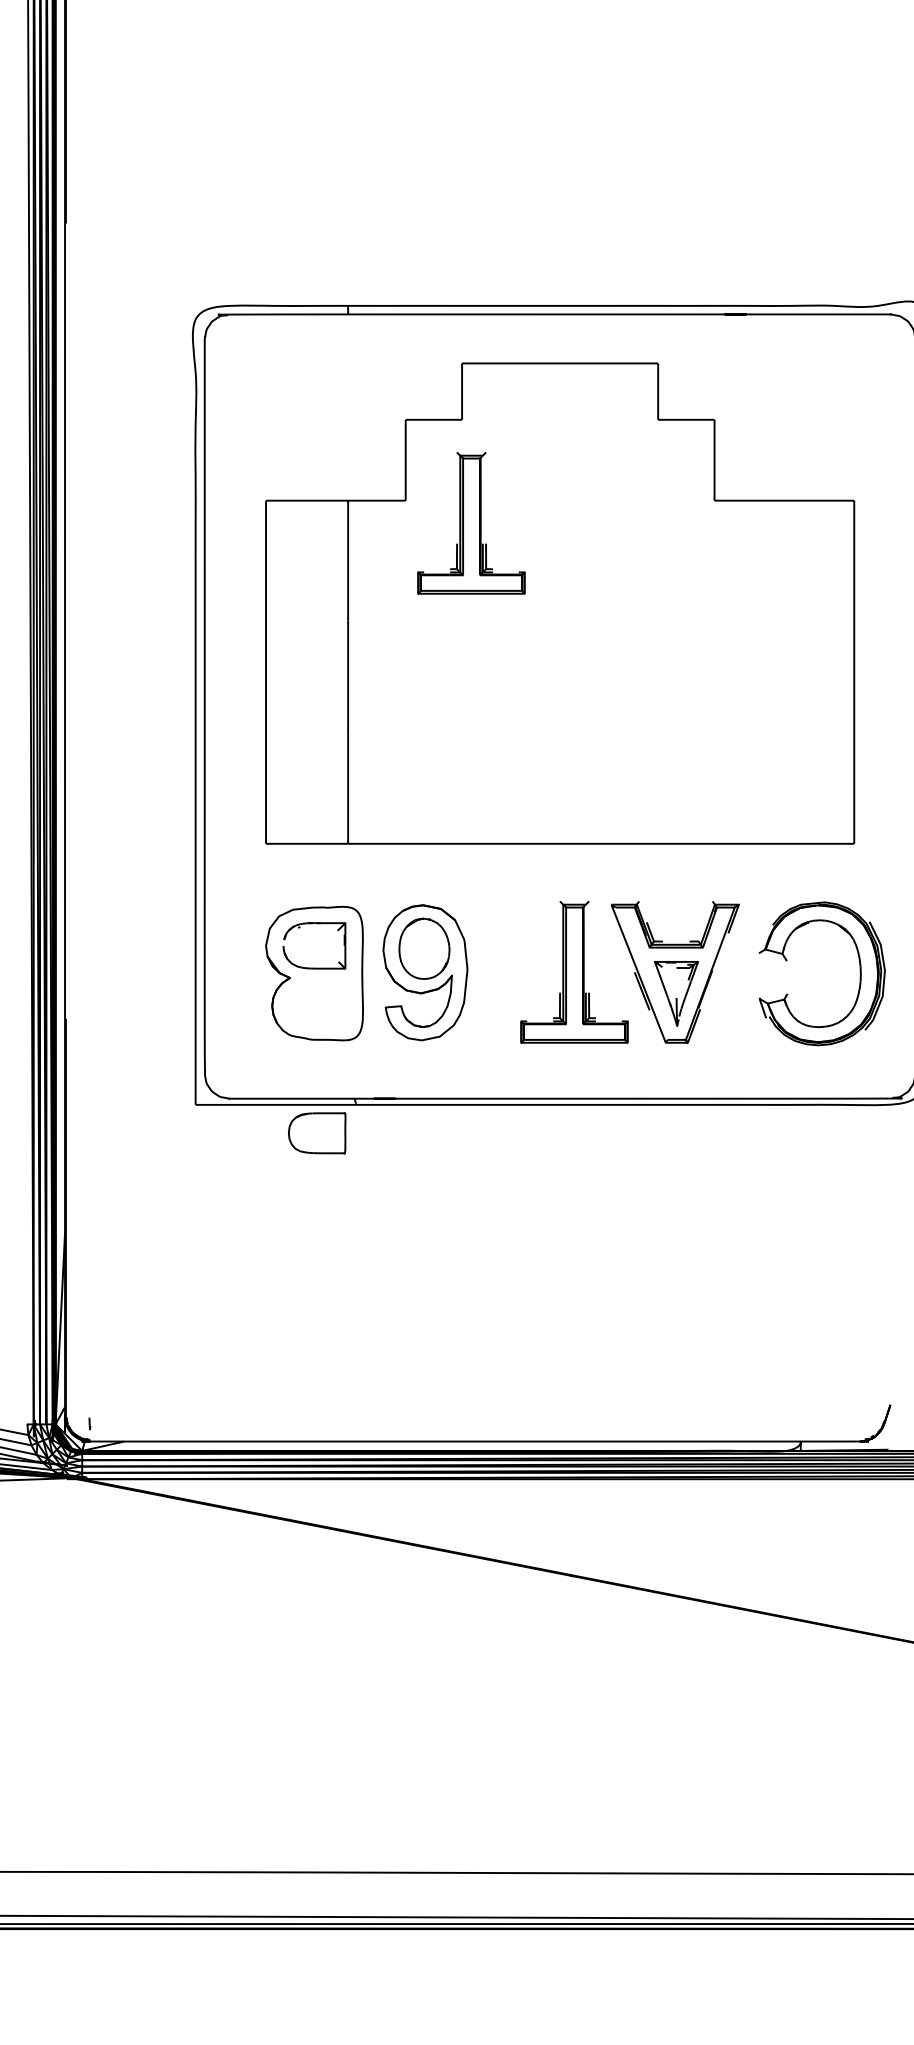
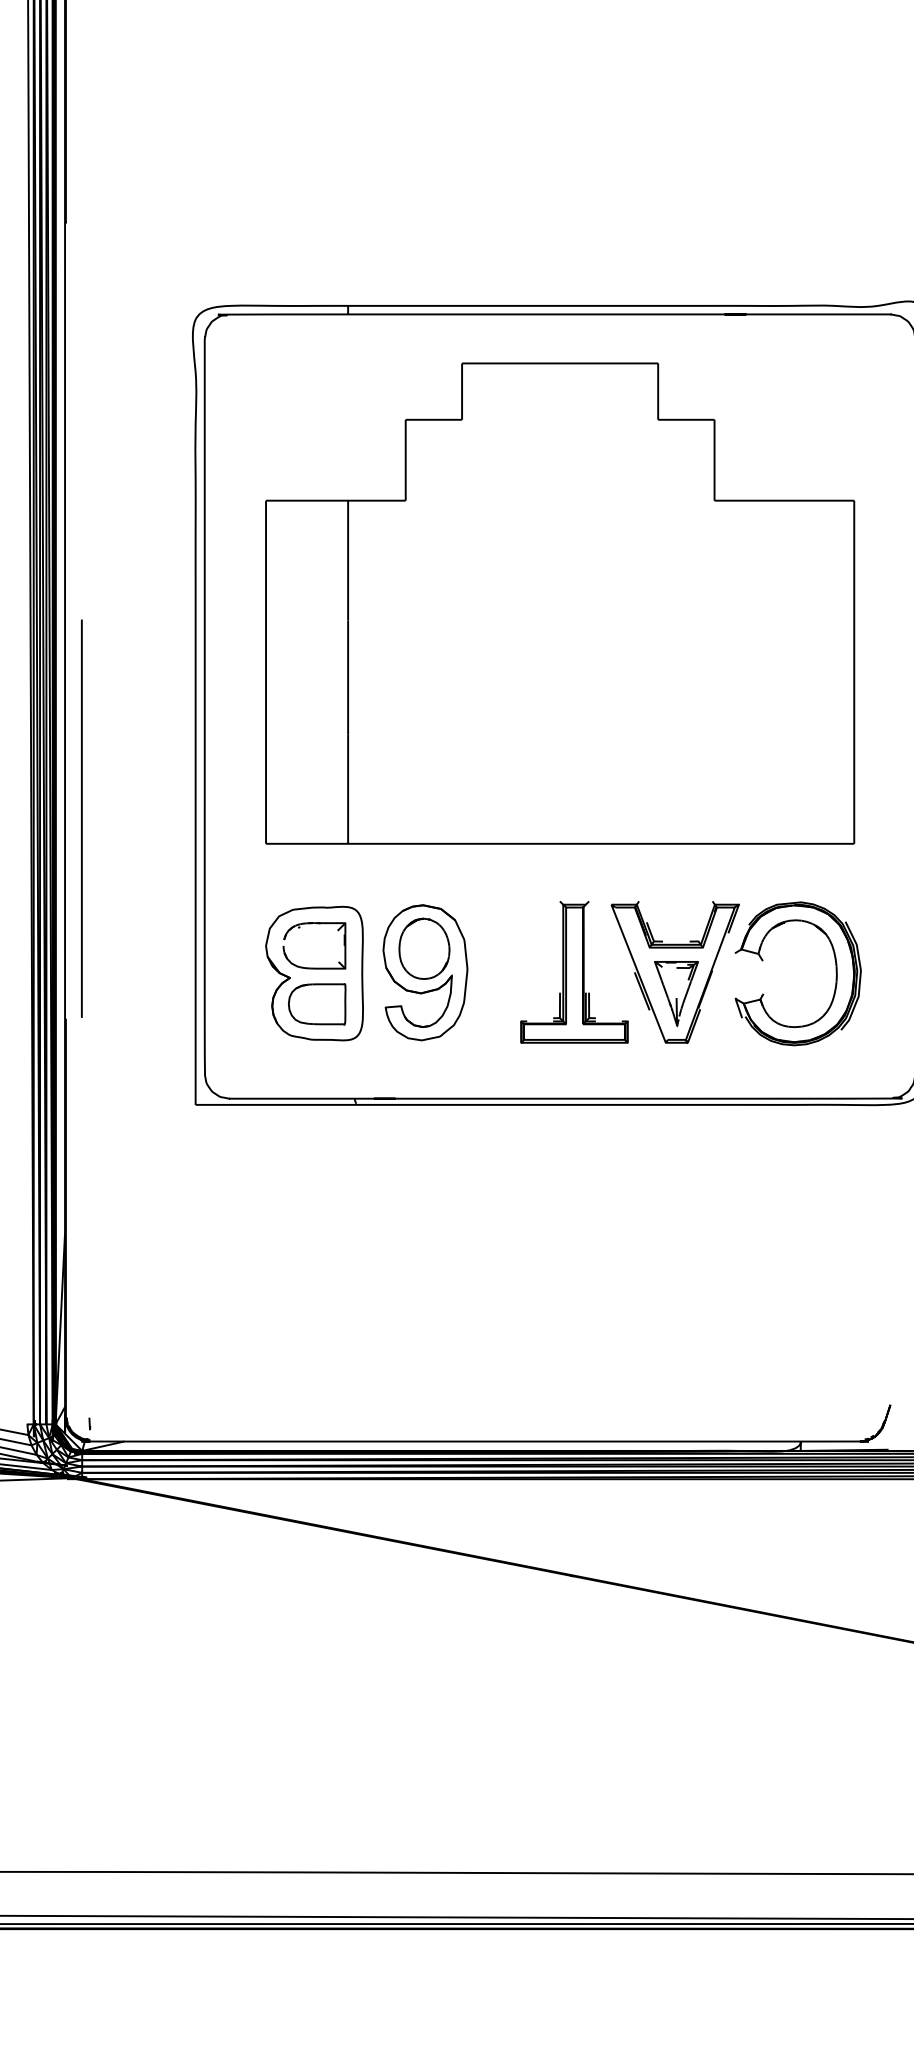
part: present -> none (471, 523)
line: none -> present (81, 818)
part position: (787, 960) -> (763, 960) (763, 960)
part position: (317, 1133) -> (317, 1004) (317, 1004)
